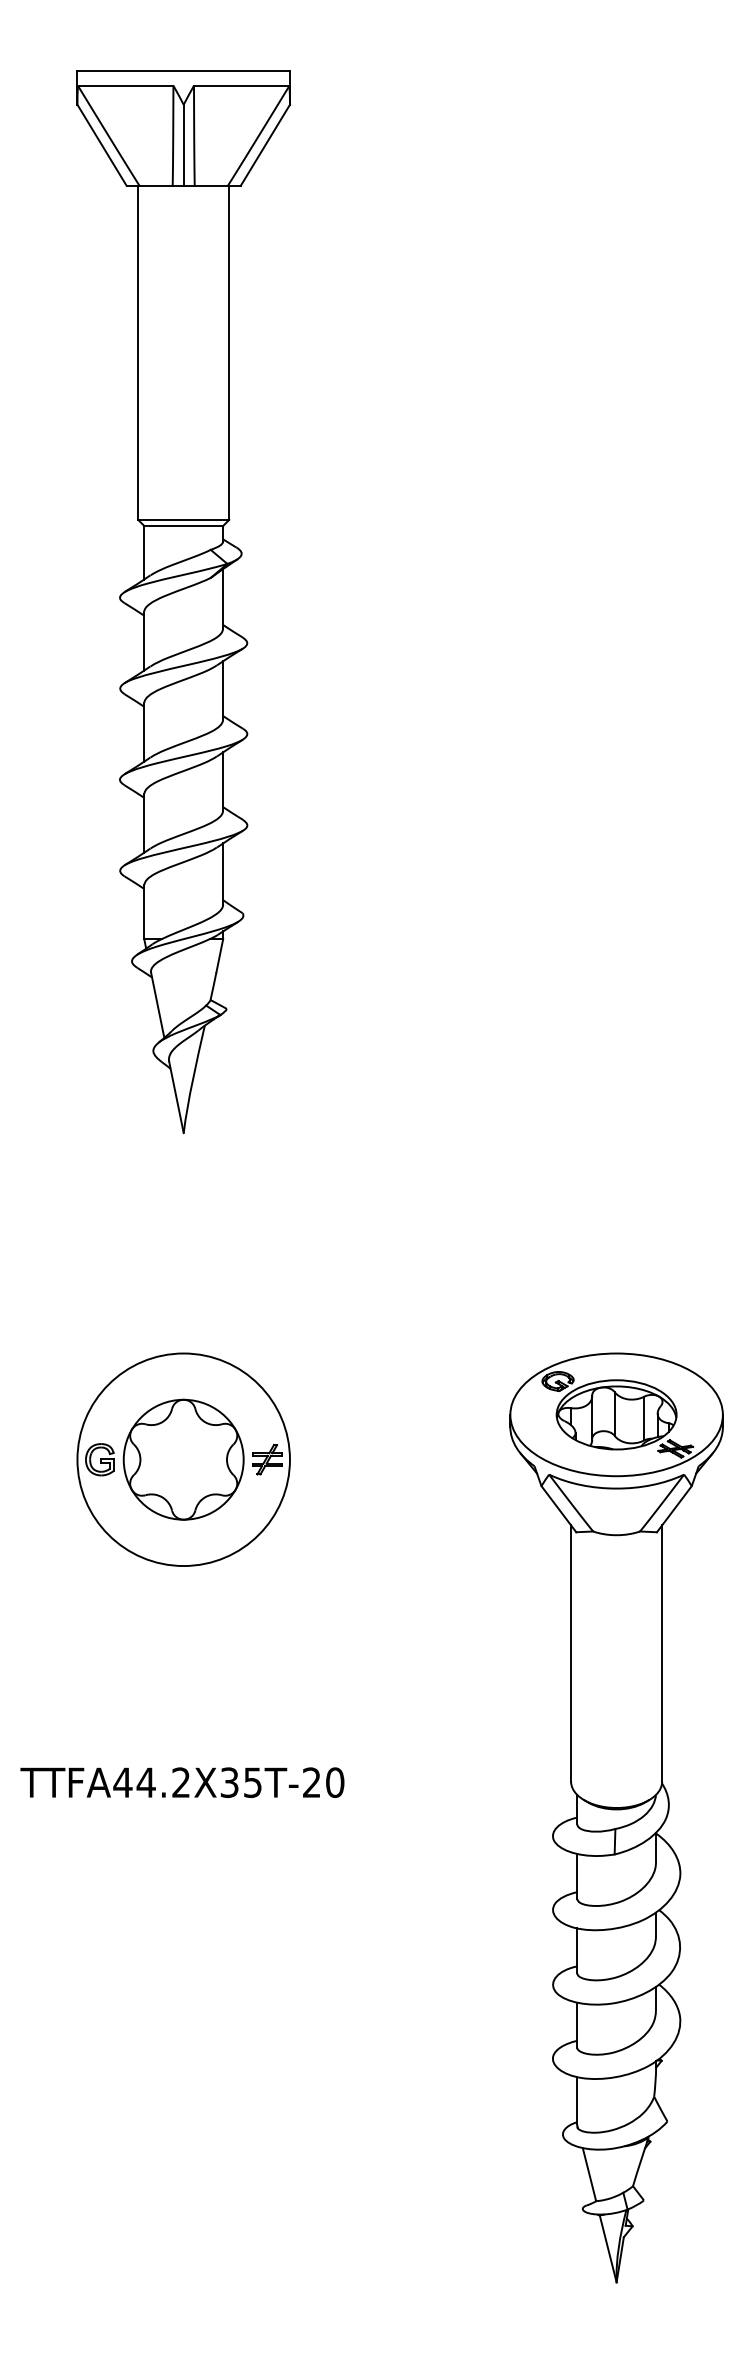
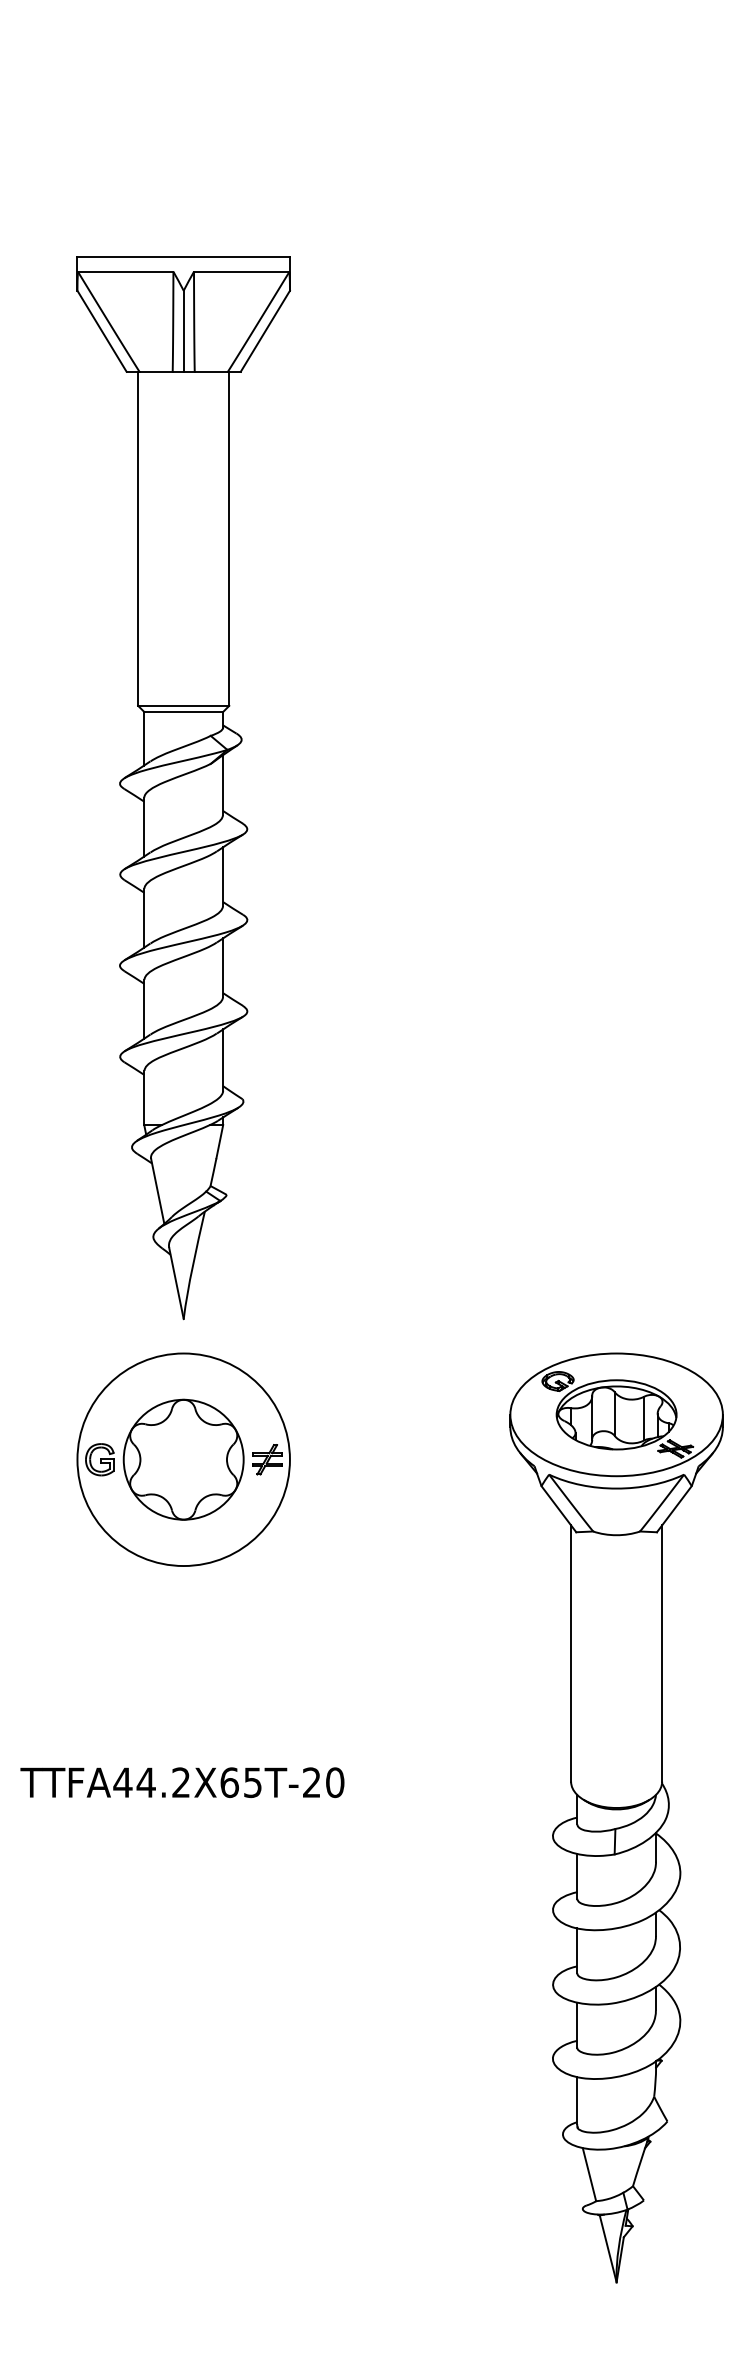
part position: (183, 602) -> (183, 788) (183, 788)
text: TTFA44.2X35T-20 -> TTFA44.2X65T-20 (229, 1782)
